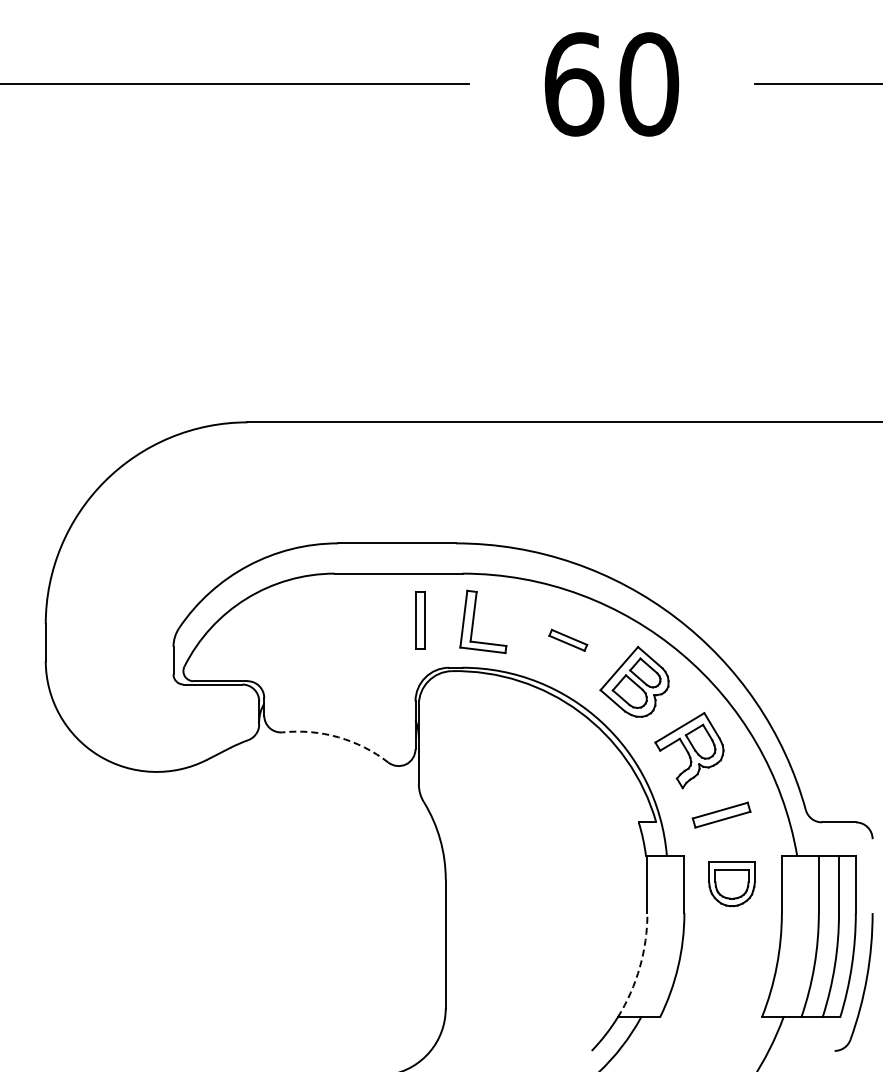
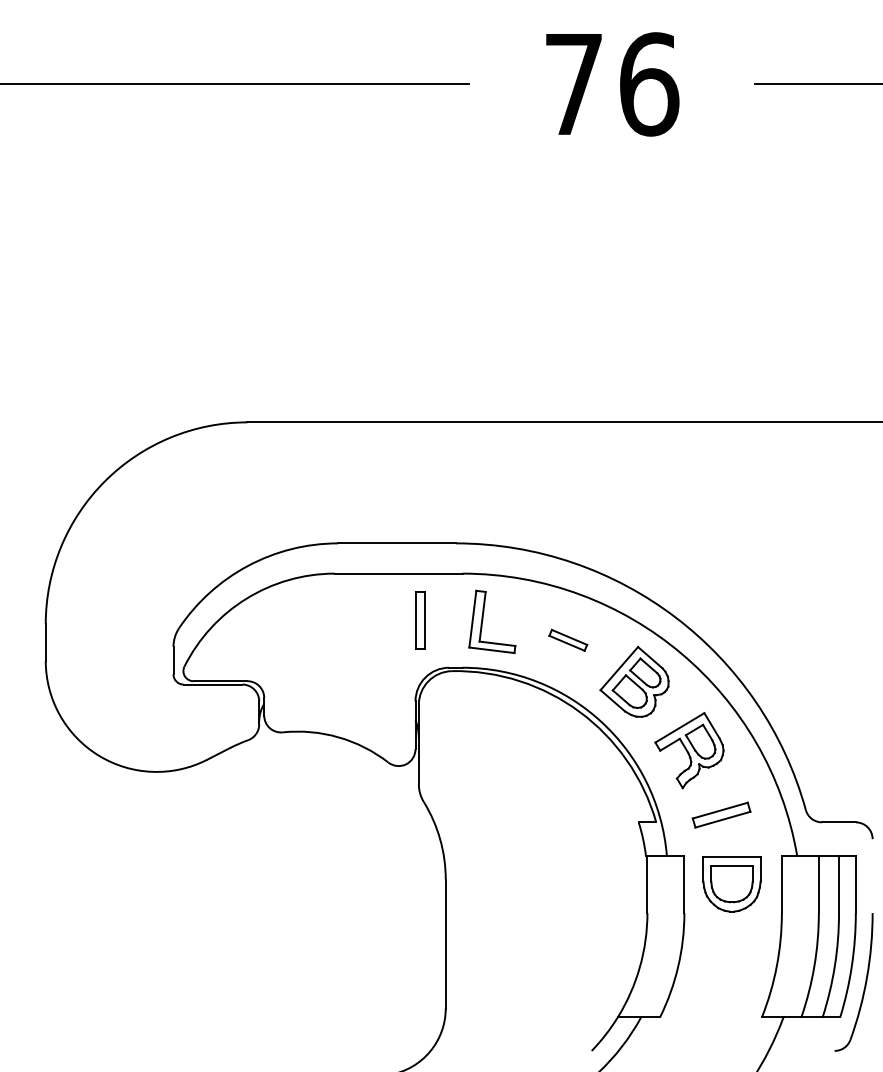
text: 60 -> 76 (611, 84)
part position: (474, 620) -> (483, 620) (483, 620)
arc: dashed -> solid (338, 737)
part size: 48x47 px -> 60x57 px (731, 884)
arc: dashed -> solid (639, 967)
